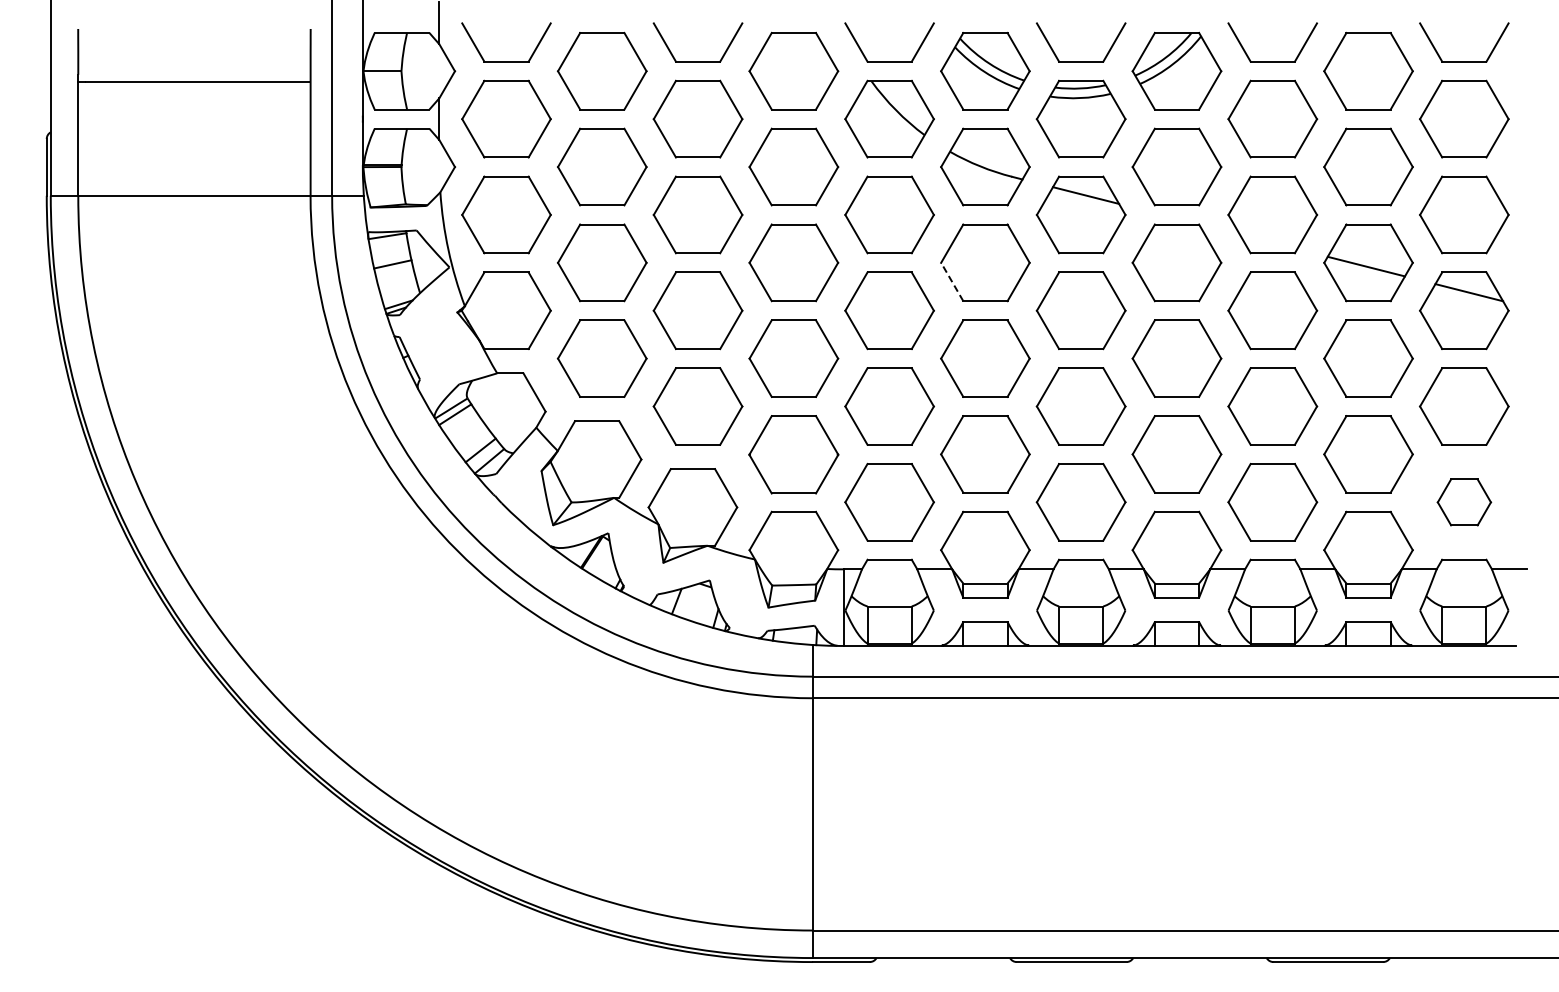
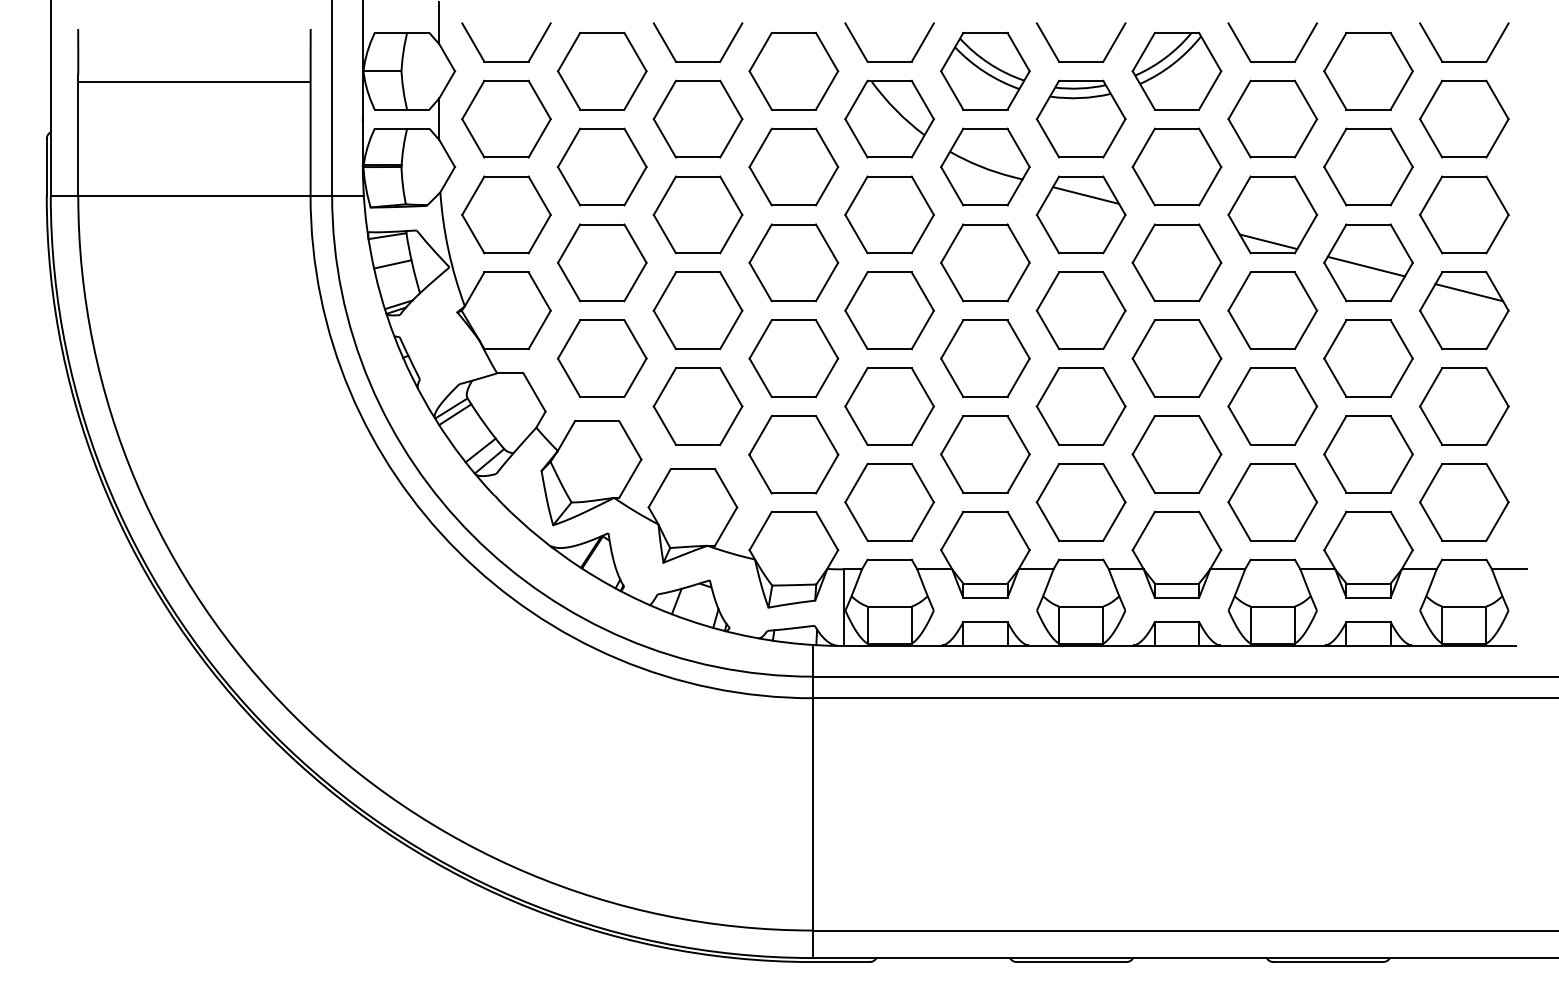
line: none -> present (1268, 241)
line: dashed -> solid (951, 281)
part size: 57x49 px -> 91x79 px (1464, 502)
